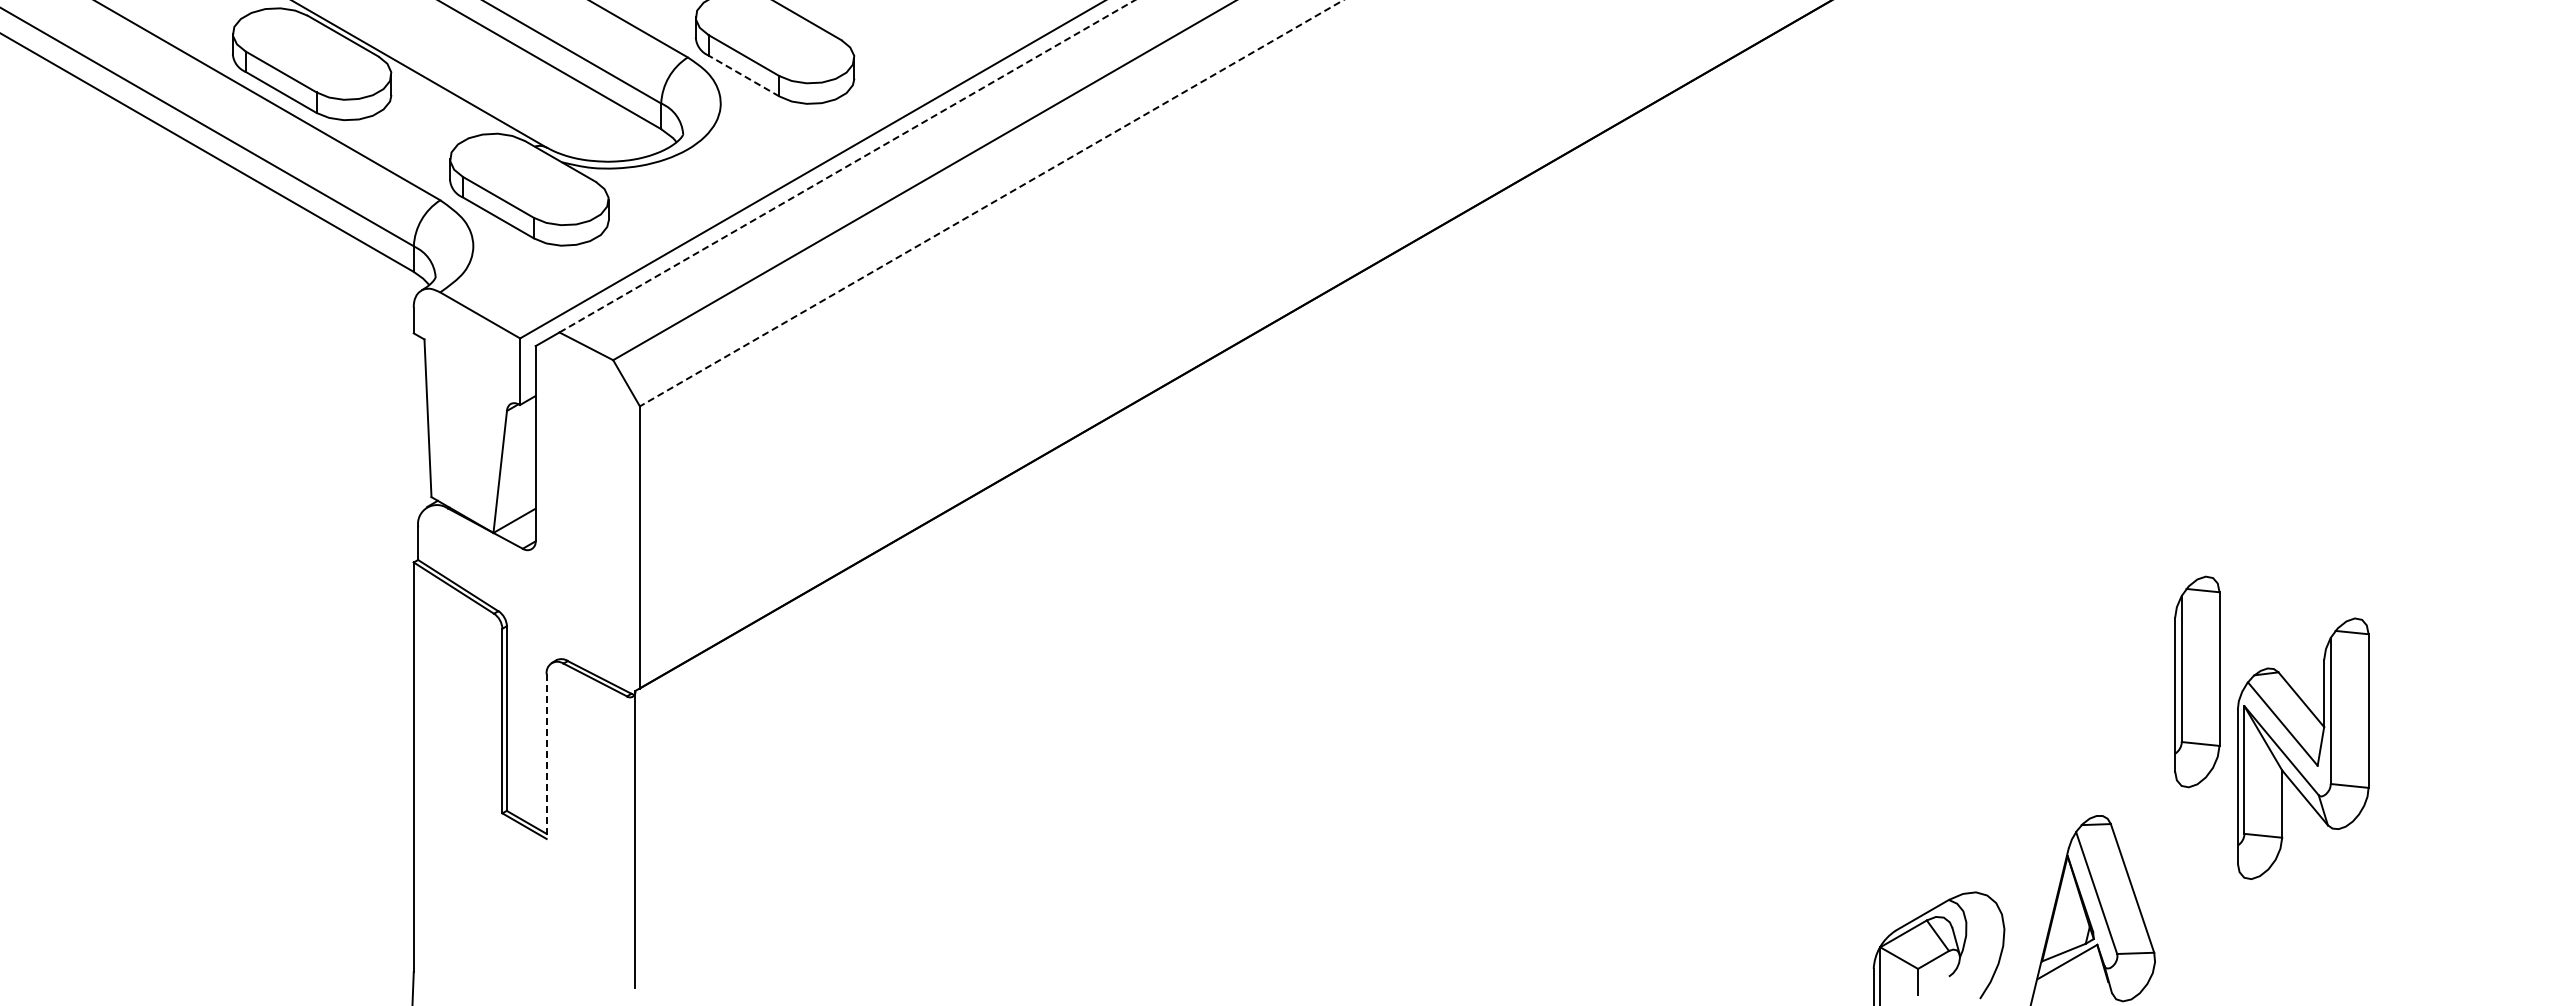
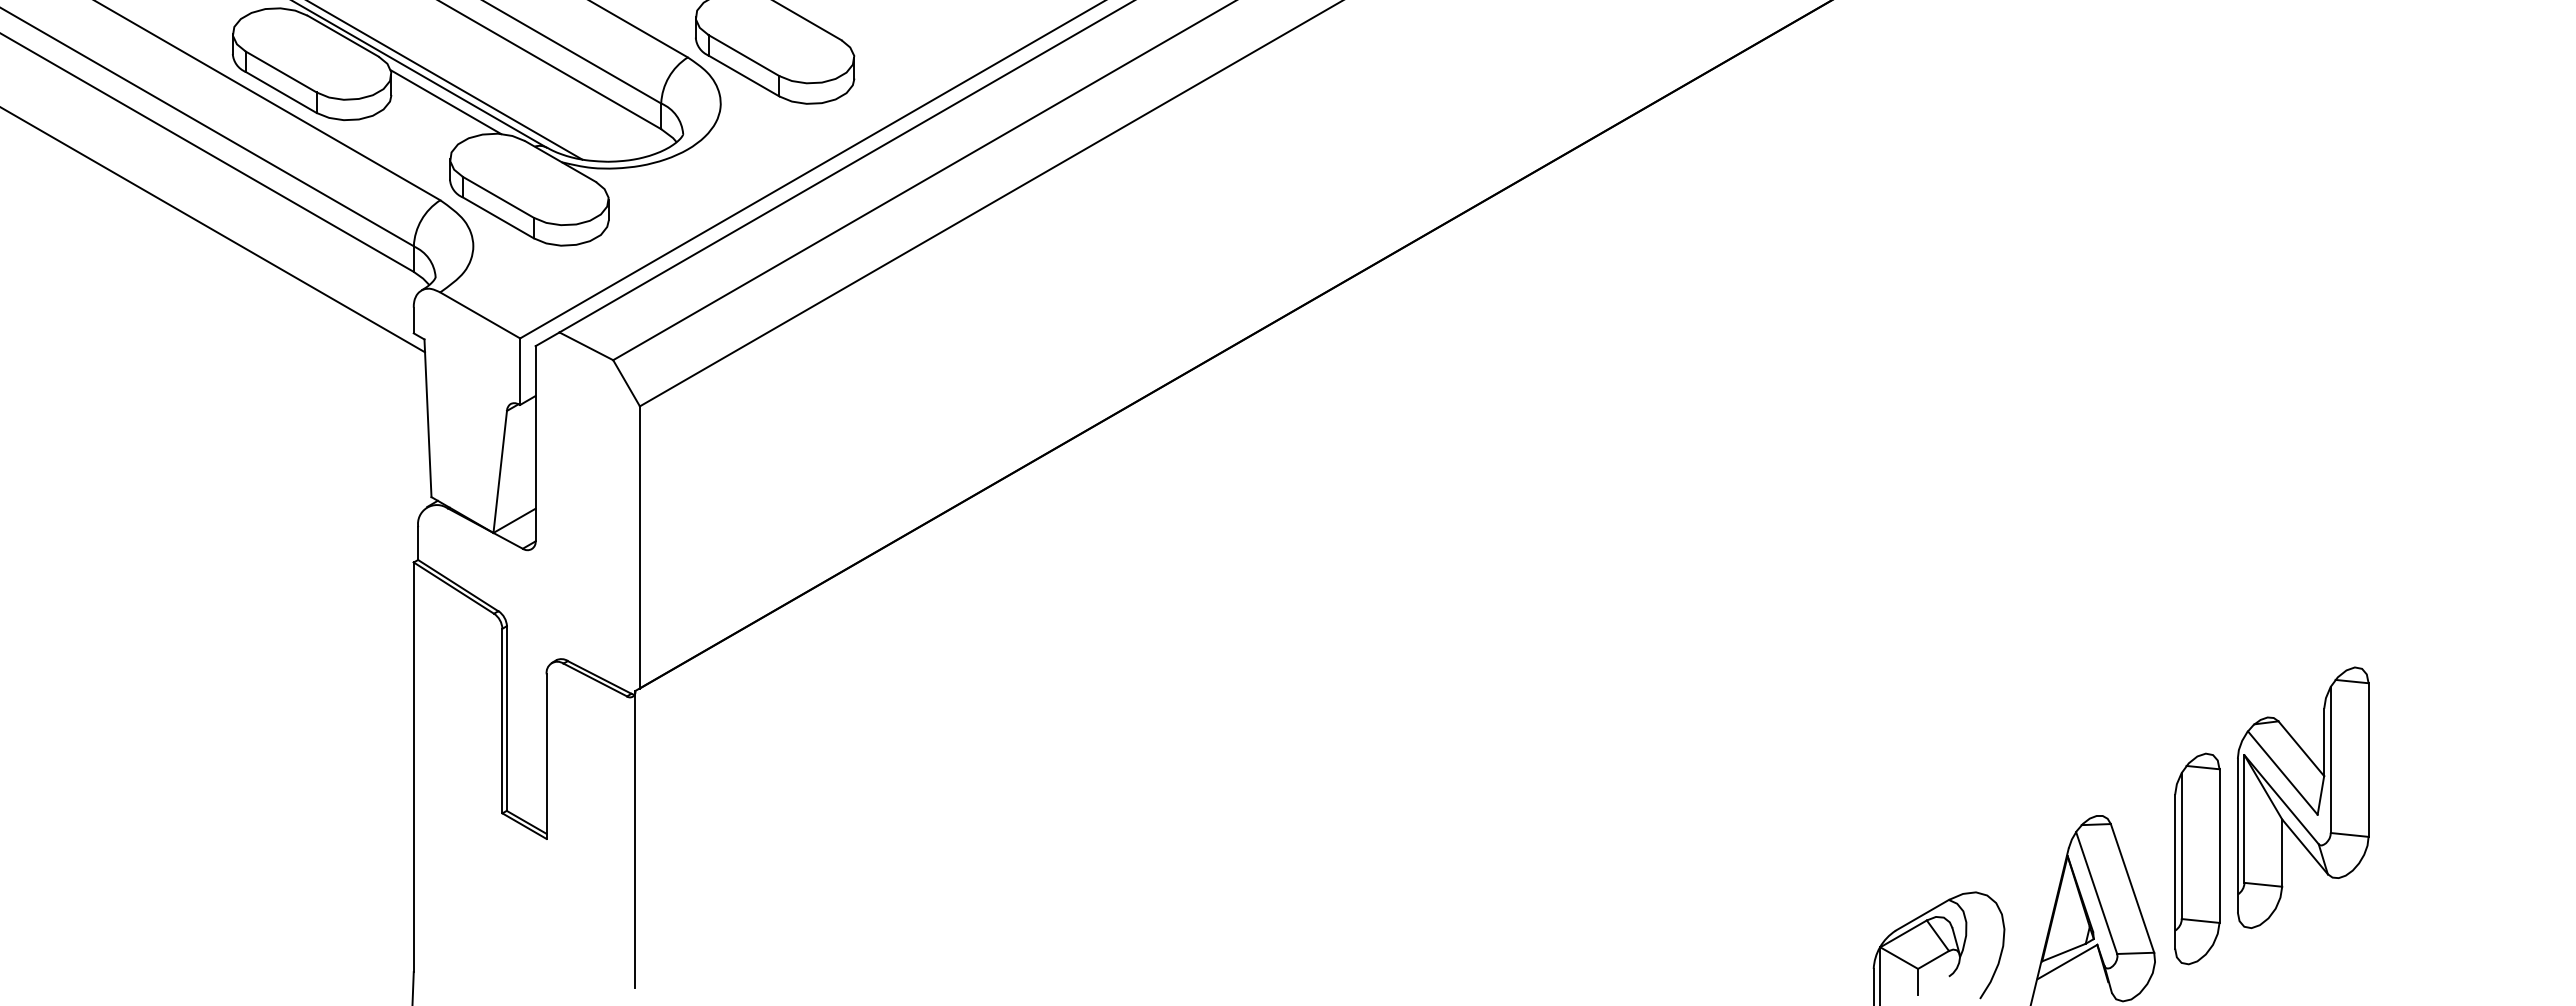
line: dashed -> solid (744, 76)
line: none -> present (445, 80)
line: none -> present (445, 102)
line: dashed -> solid (847, 166)
line: dashed -> solid (991, 203)
line: none -> present (213, 230)
part position: (2197, 681) -> (2197, 858) (2197, 858)
part position: (2303, 748) -> (2303, 797) (2303, 797)
line: dashed -> solid (546, 757)
